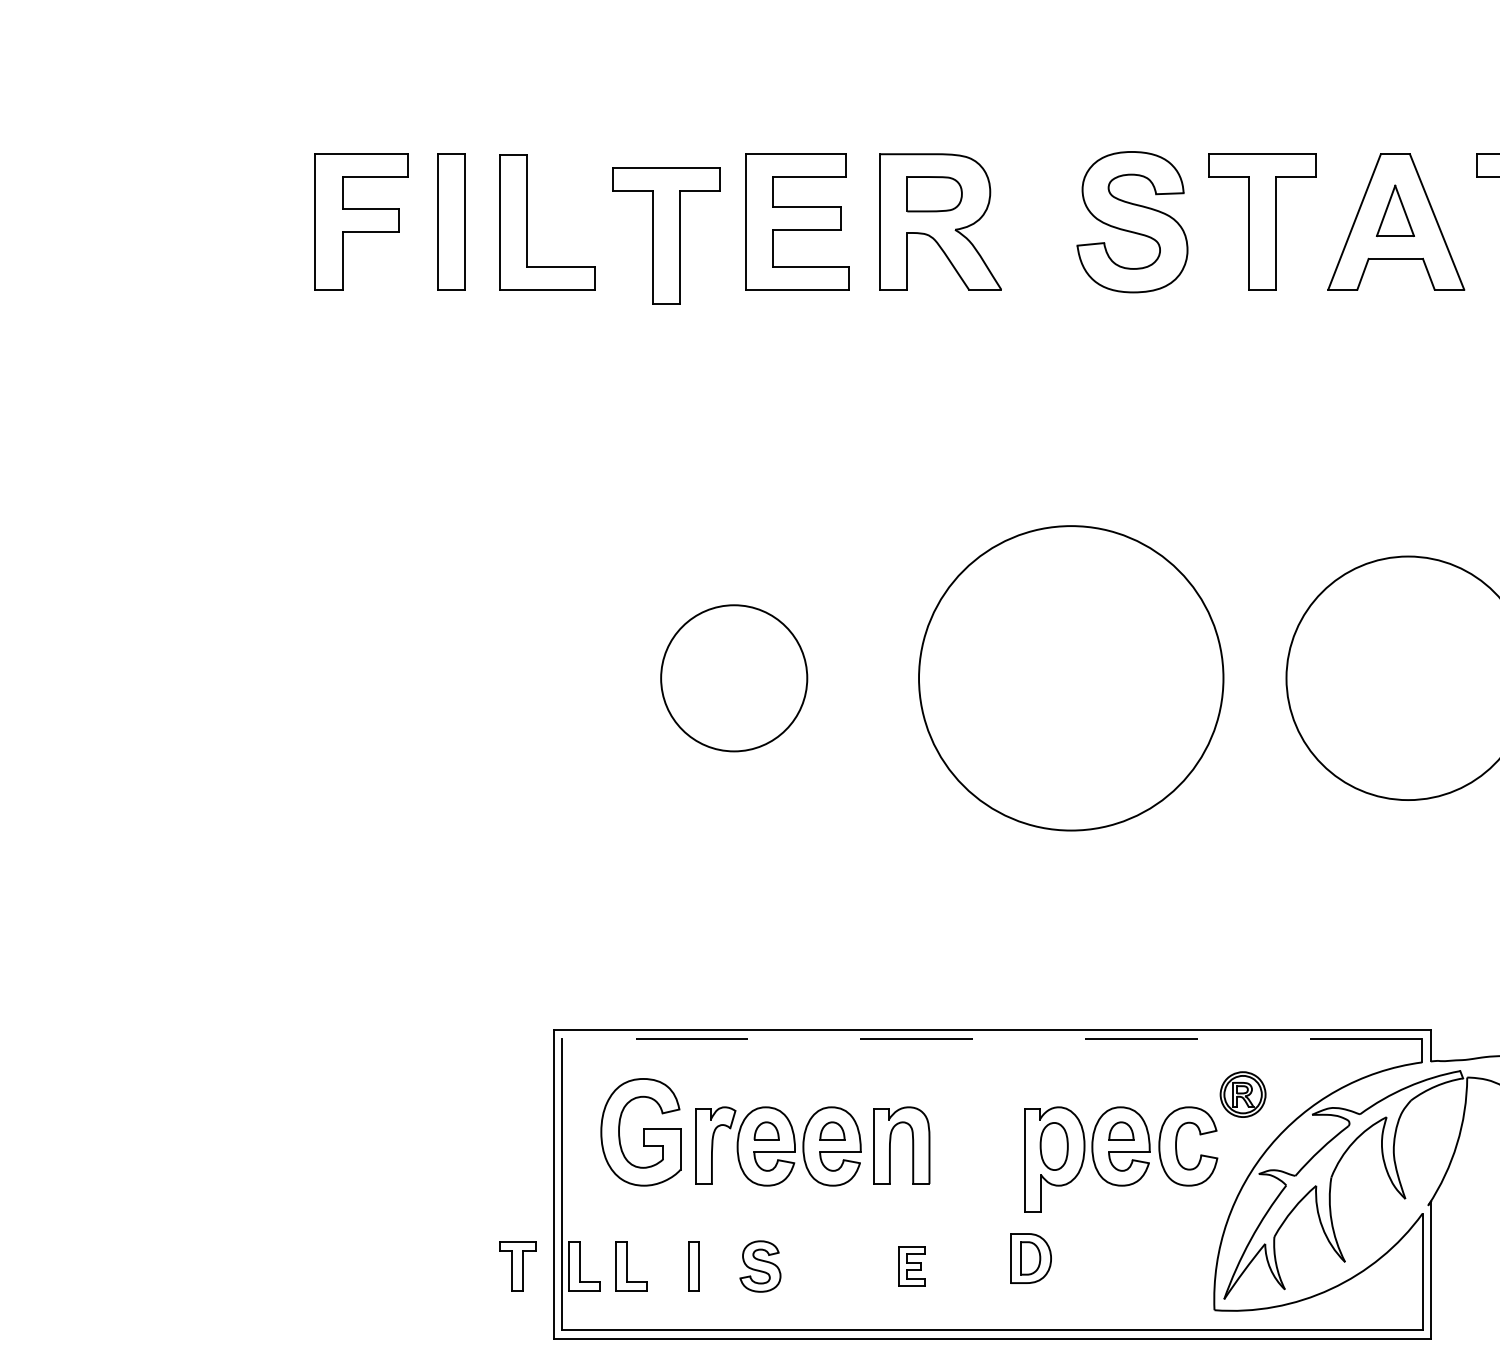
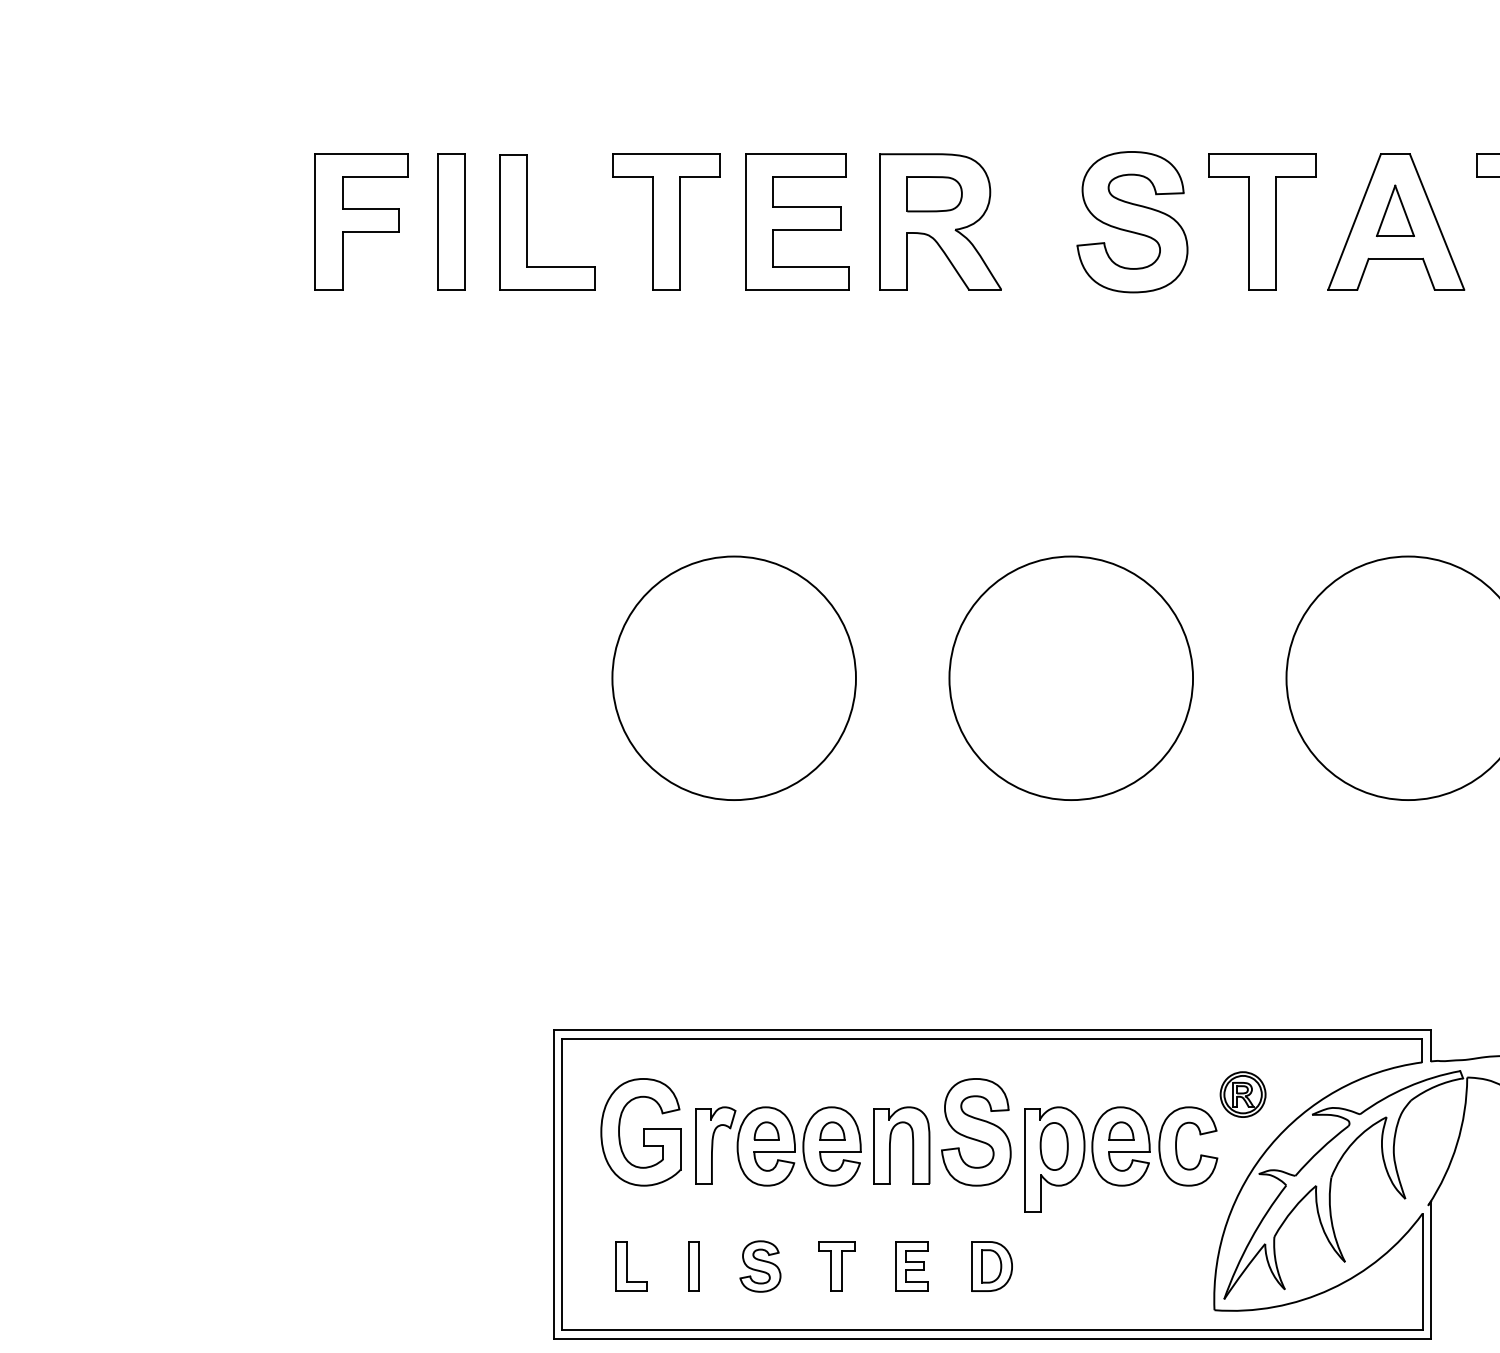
part position: (666, 235) -> (666, 221) (666, 221)
circle diameter: 146 px -> 244 px (733, 678)
circle diameter: 304 px -> 244 px (1071, 678)
line: dashed -> solid (992, 1038)
part: none -> present (976, 1132)
part position: (1030, 1258) -> (991, 1266) (991, 1266)
part position: (517, 1266) -> (836, 1266) (836, 1266)
part: present -> none (584, 1266)
part size: 28x41 px -> 34x51 px (911, 1266)
